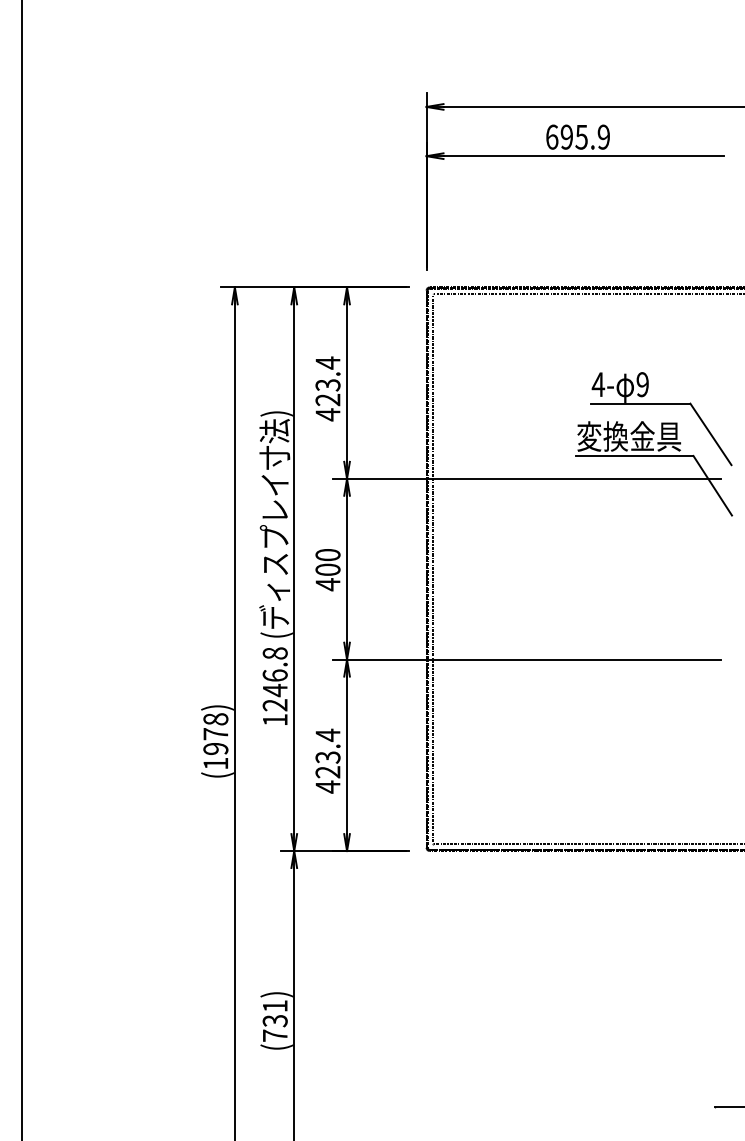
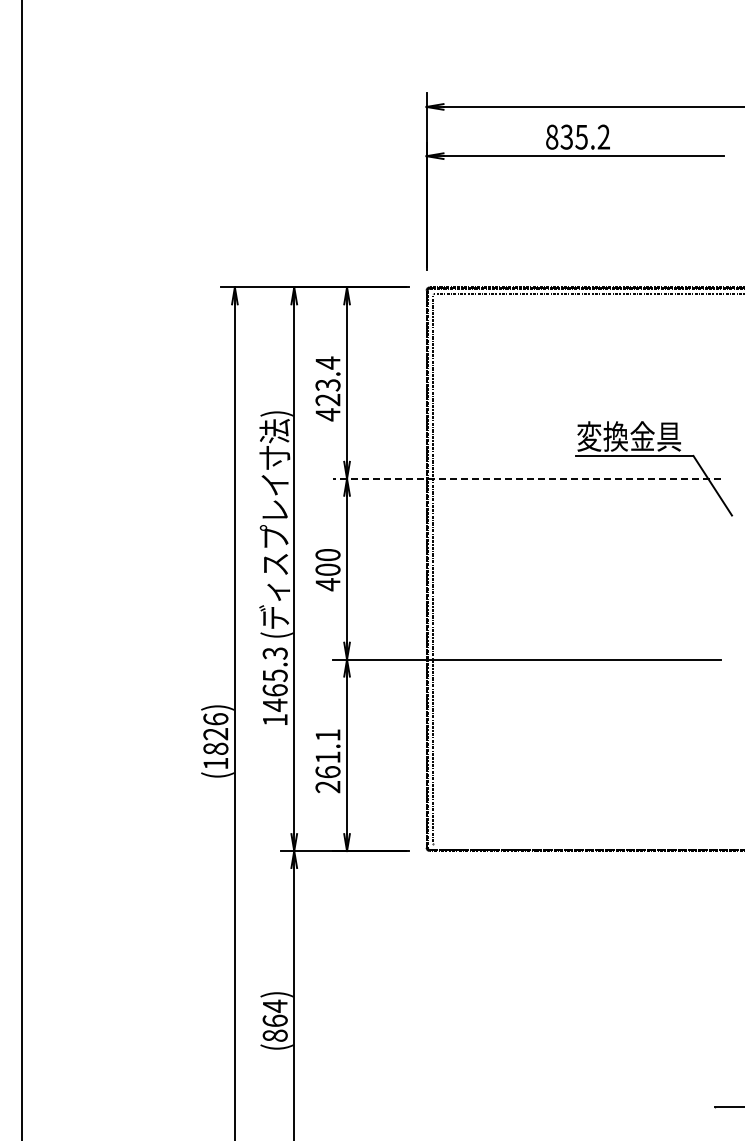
text: 695.9 -> 835.2 (577, 136)
part: present -> none (661, 404)
line: solid -> dashed (527, 478)
text: 1246.8 -> 1465.3 (274, 679)
text: (1978) -> (1826) (215, 734)
text: 423.4 -> 261.1 (327, 760)
line: present -> none (587, 844)
text: (731) -> (864) (274, 1020)
